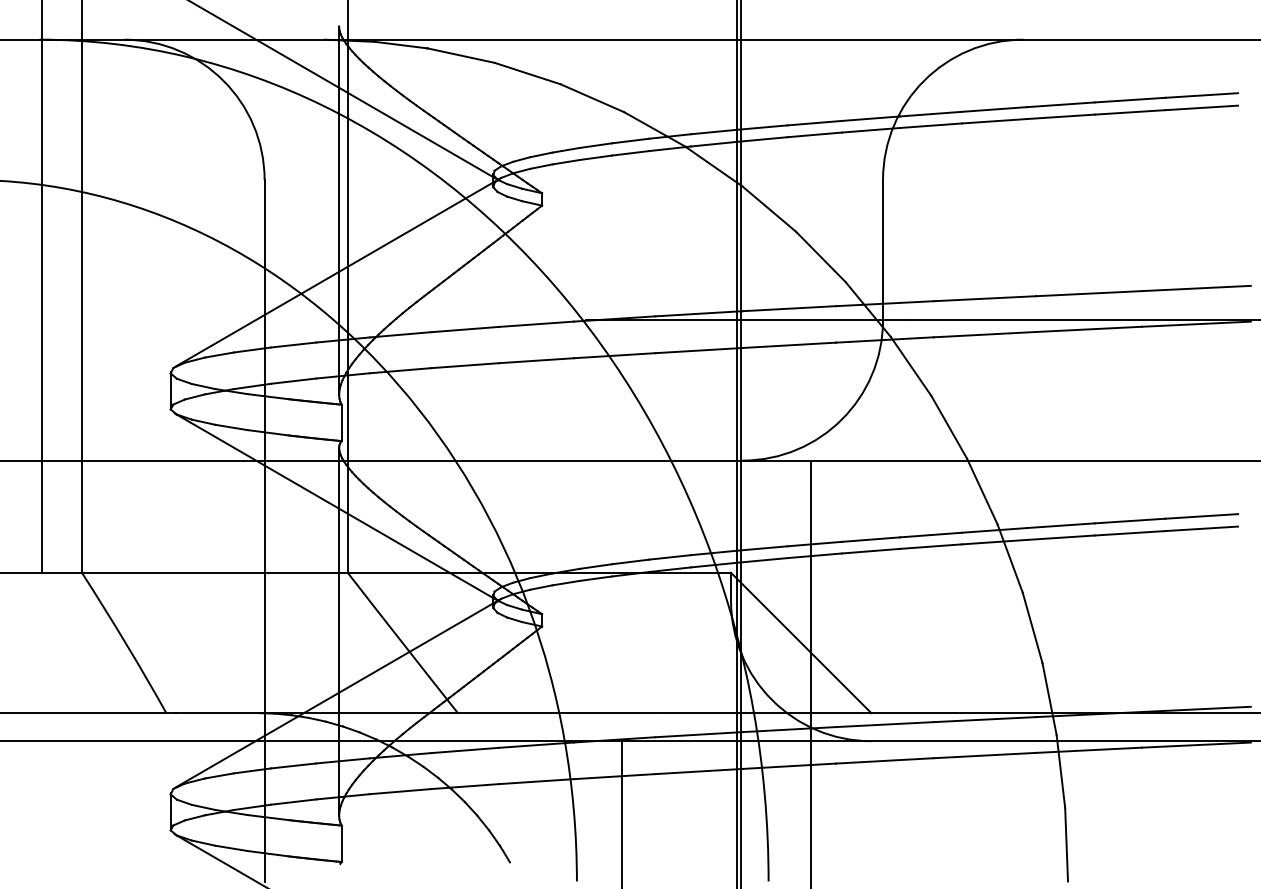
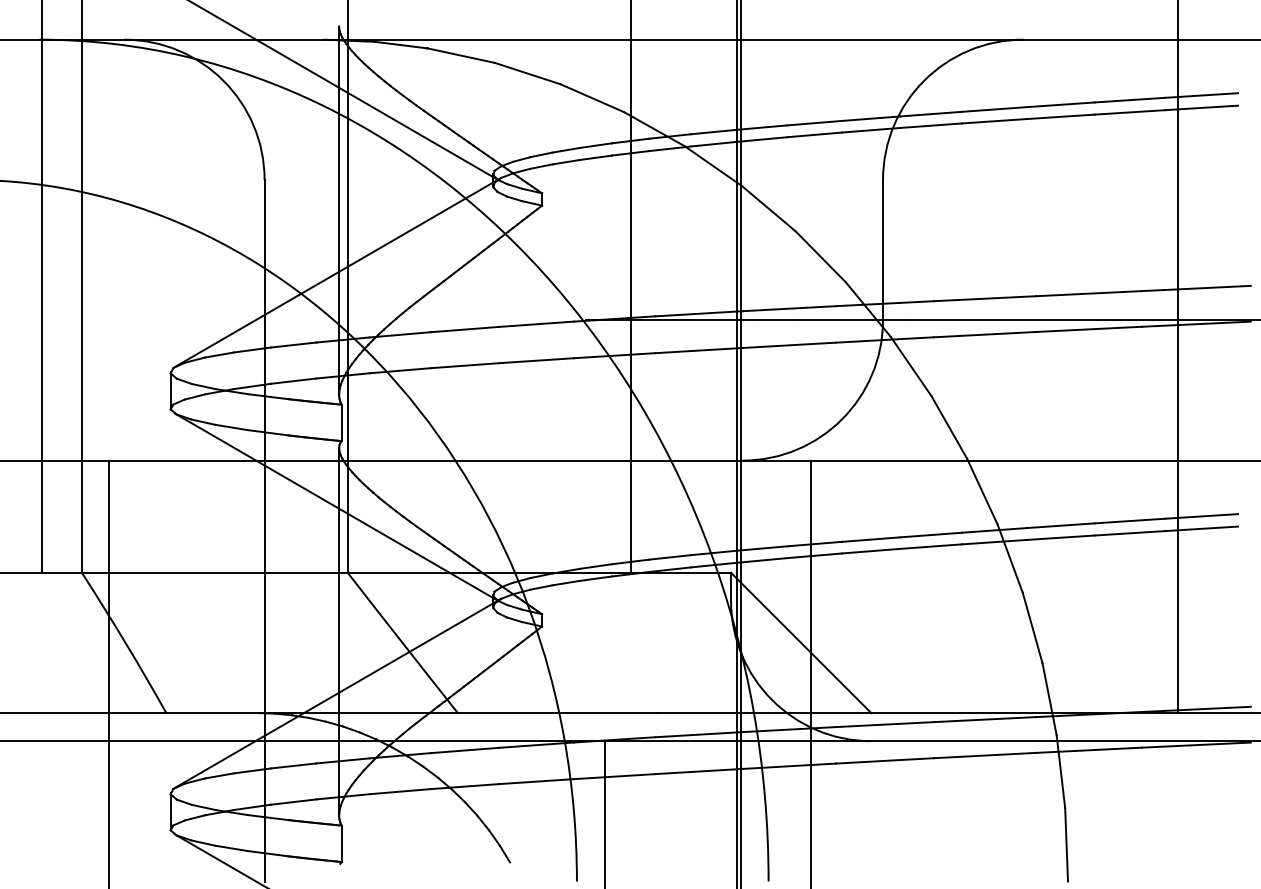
line: none -> present (630, 287)
line: none -> present (1178, 357)
line: none -> present (109, 672)
line position: (622, 813) -> (605, 813) (605, 813)
